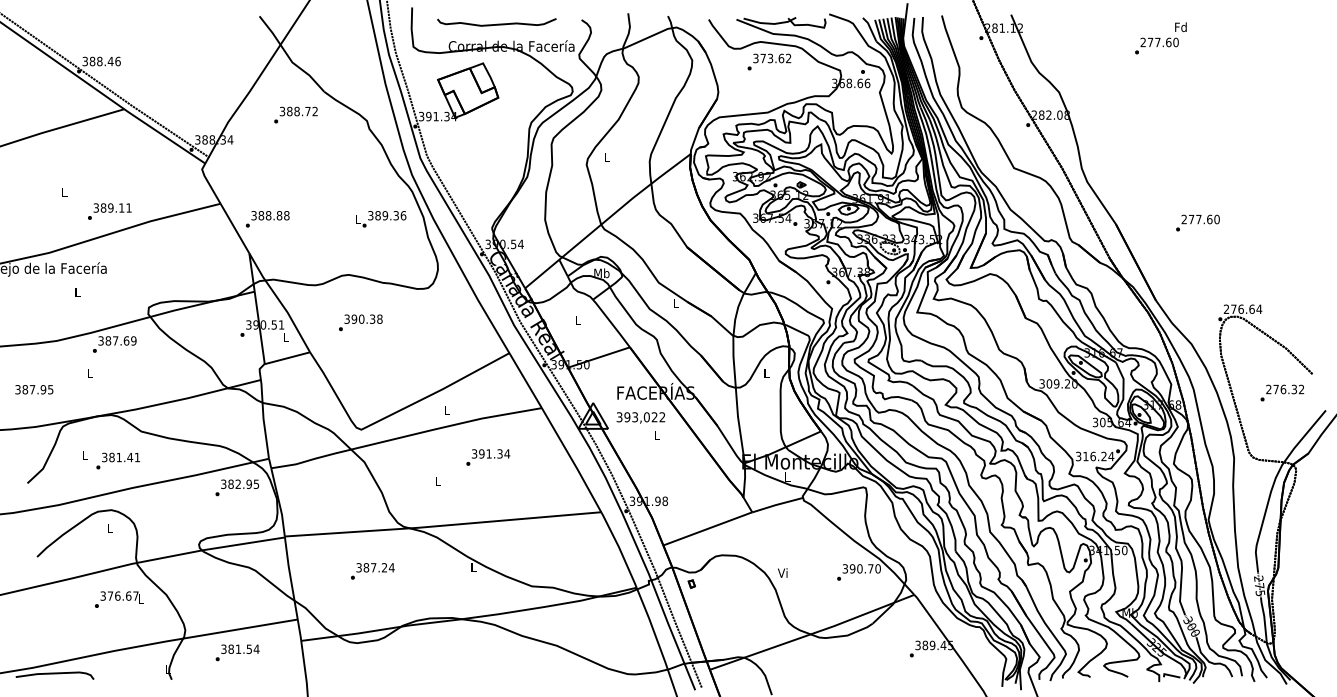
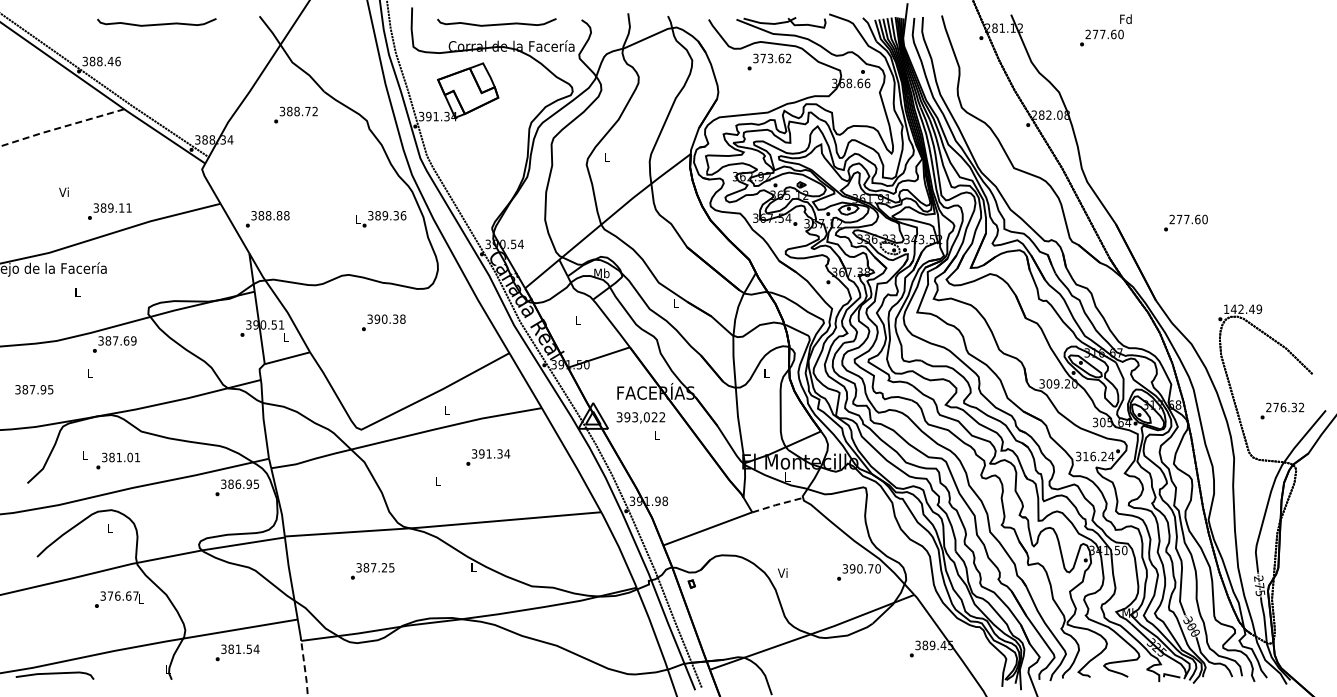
curve: none -> present (156, 23)
text position: (1160, 38) -> (1105, 30) (1105, 30)
line: solid -> dashed (61, 127)
text: L -> Vi (63, 191)
text position: (1197, 222) -> (1185, 222) (1185, 222)
text: 276.64 -> 142.49 (1242, 309)
text position: (360, 322) -> (383, 322) (383, 322)
text position: (1282, 392) -> (1282, 410) (1282, 410)
text: 381.41 -> 381.01 (130, 457)
text: 382.95 -> 386.95 (238, 483)
line: solid -> dashed (777, 504)
text: 387.24 -> 387.25 (391, 567)
line: solid -> dashed (304, 669)
